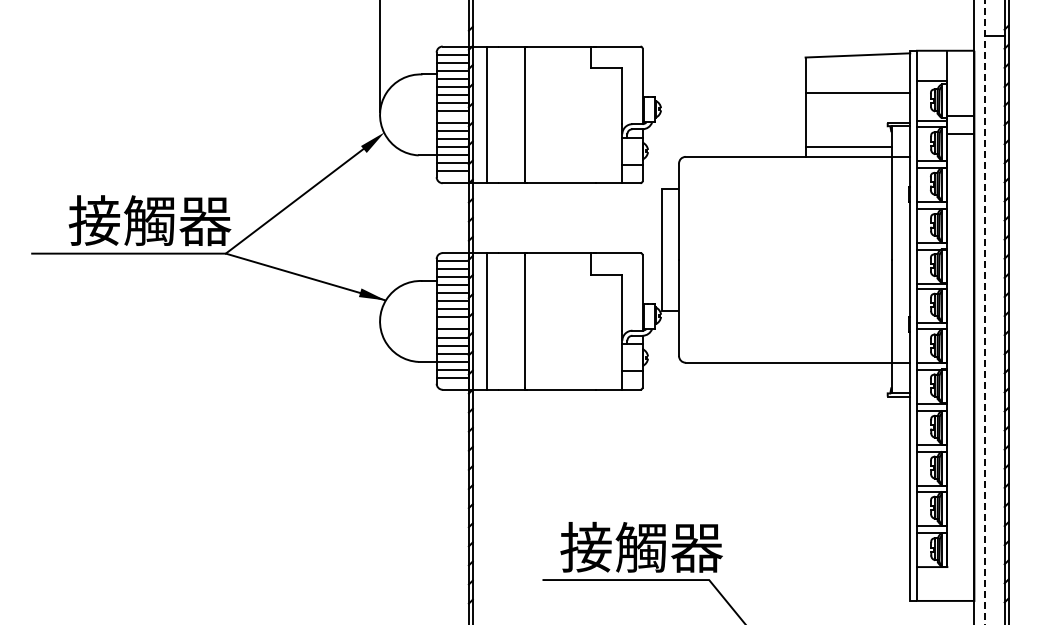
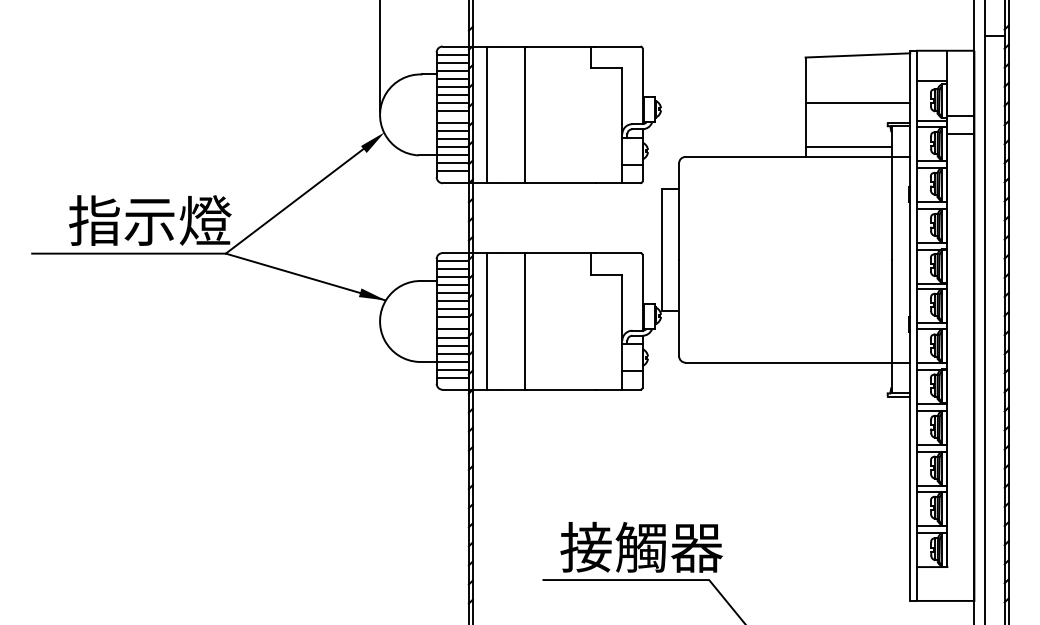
line position: (857, 93) -> (857, 103) (857, 103)
text: 接觸器 -> 指示燈 (149, 220)
line: dashed -> solid (984, 312)
